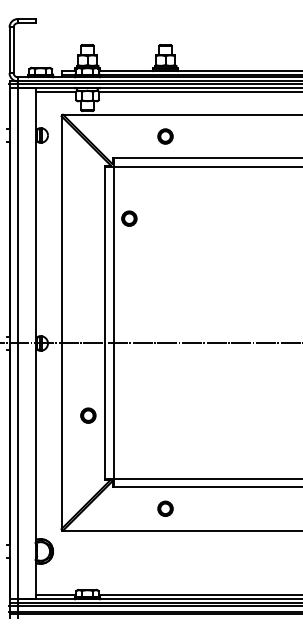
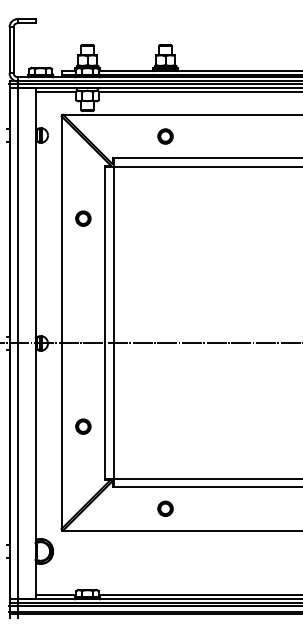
part position: (129, 218) -> (83, 218) (83, 218)
part position: (88, 415) -> (83, 426) (83, 426)
